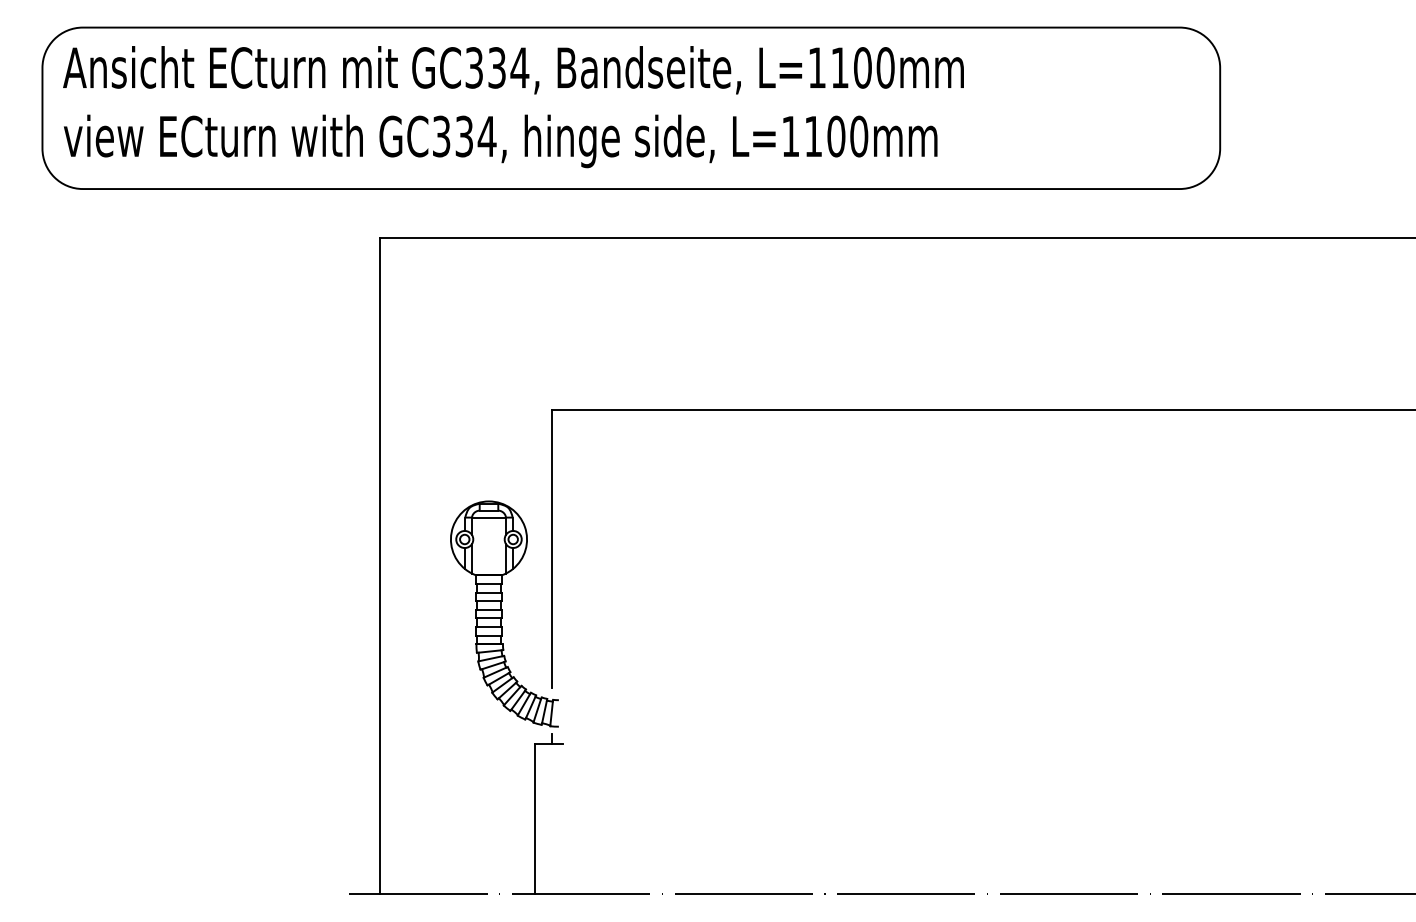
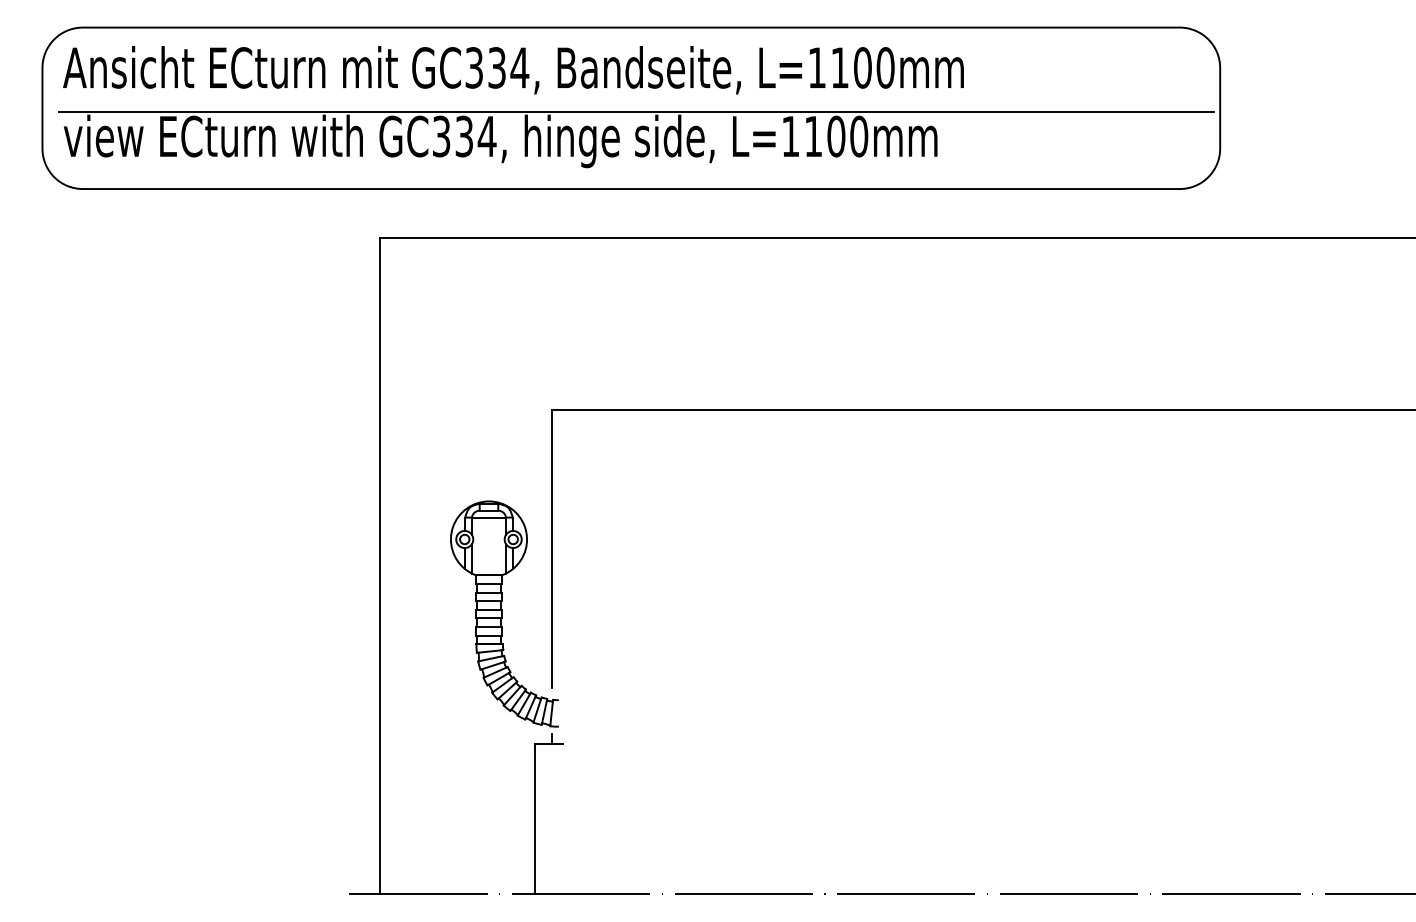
line: none -> present (636, 111)
